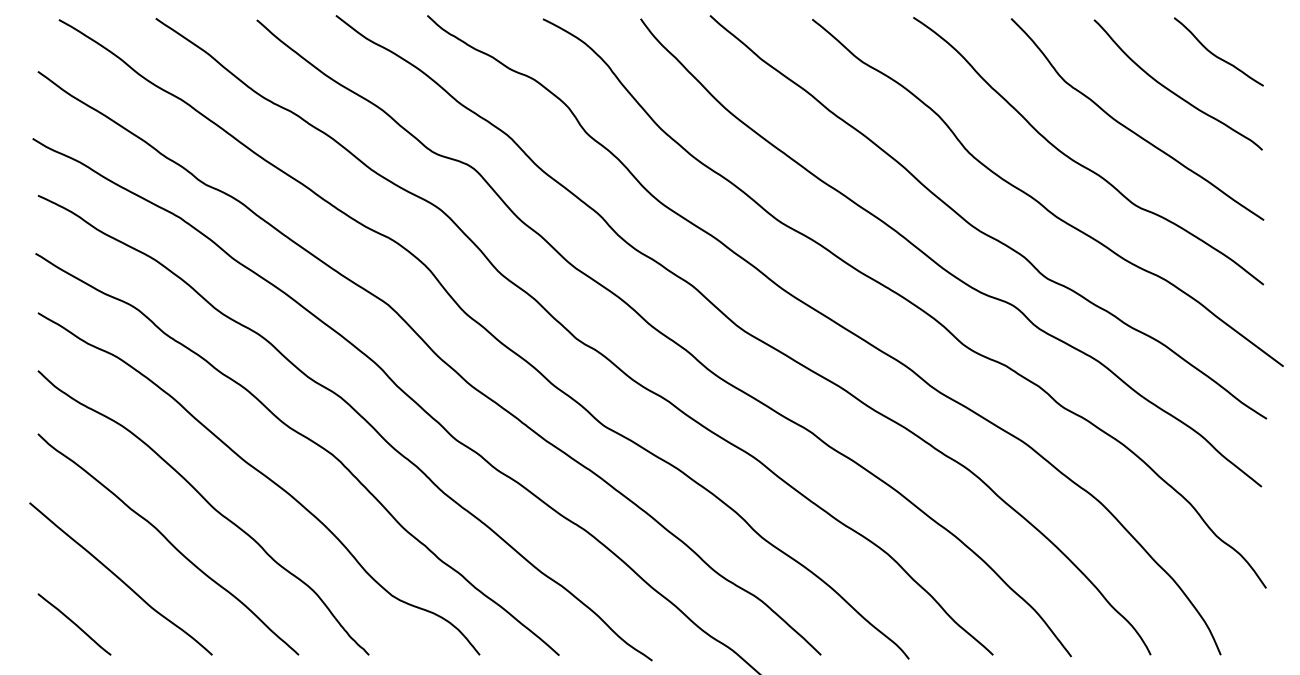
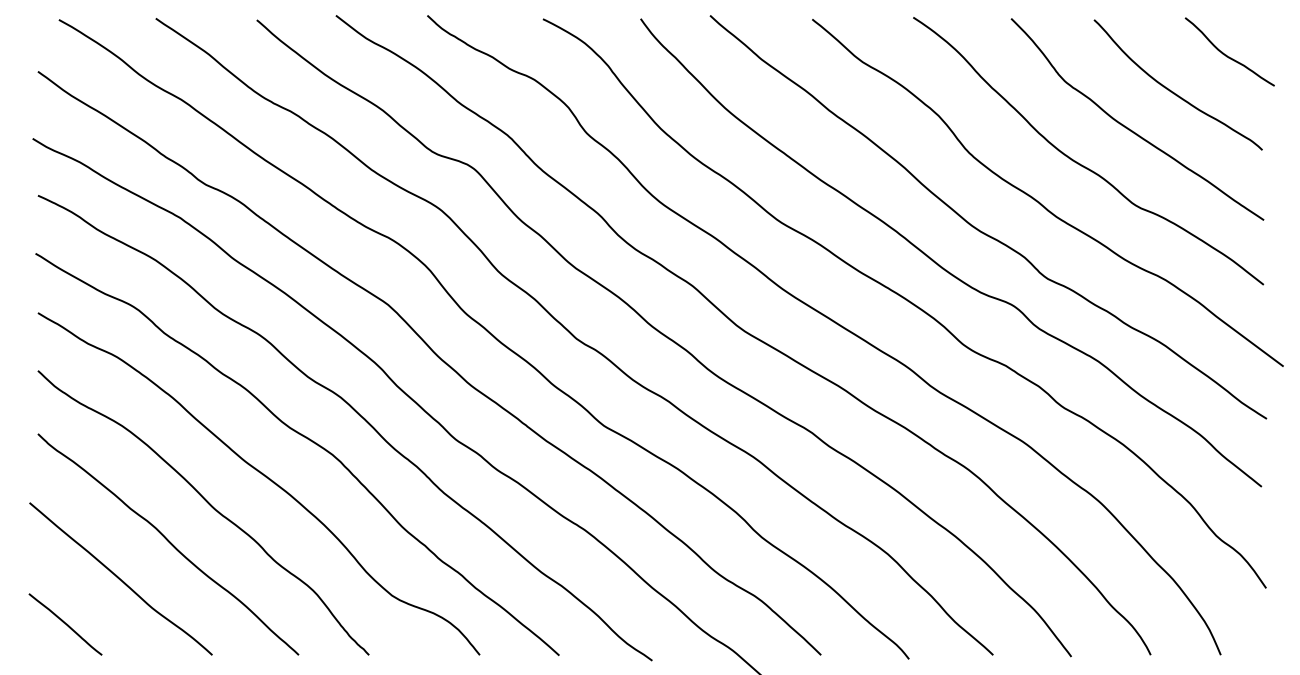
curve position: (1215, 54) -> (1226, 54) (1226, 54)
curve position: (74, 624) -> (65, 624) (65, 624)
